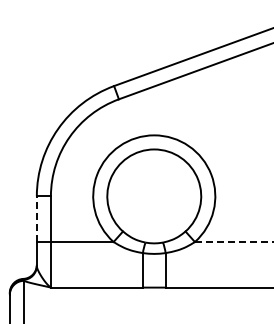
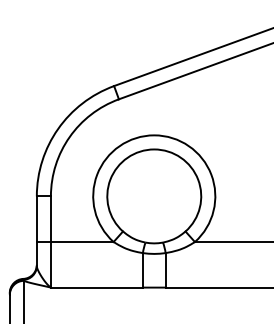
line: dashed -> solid (36, 219)
line: dashed -> solid (234, 242)
